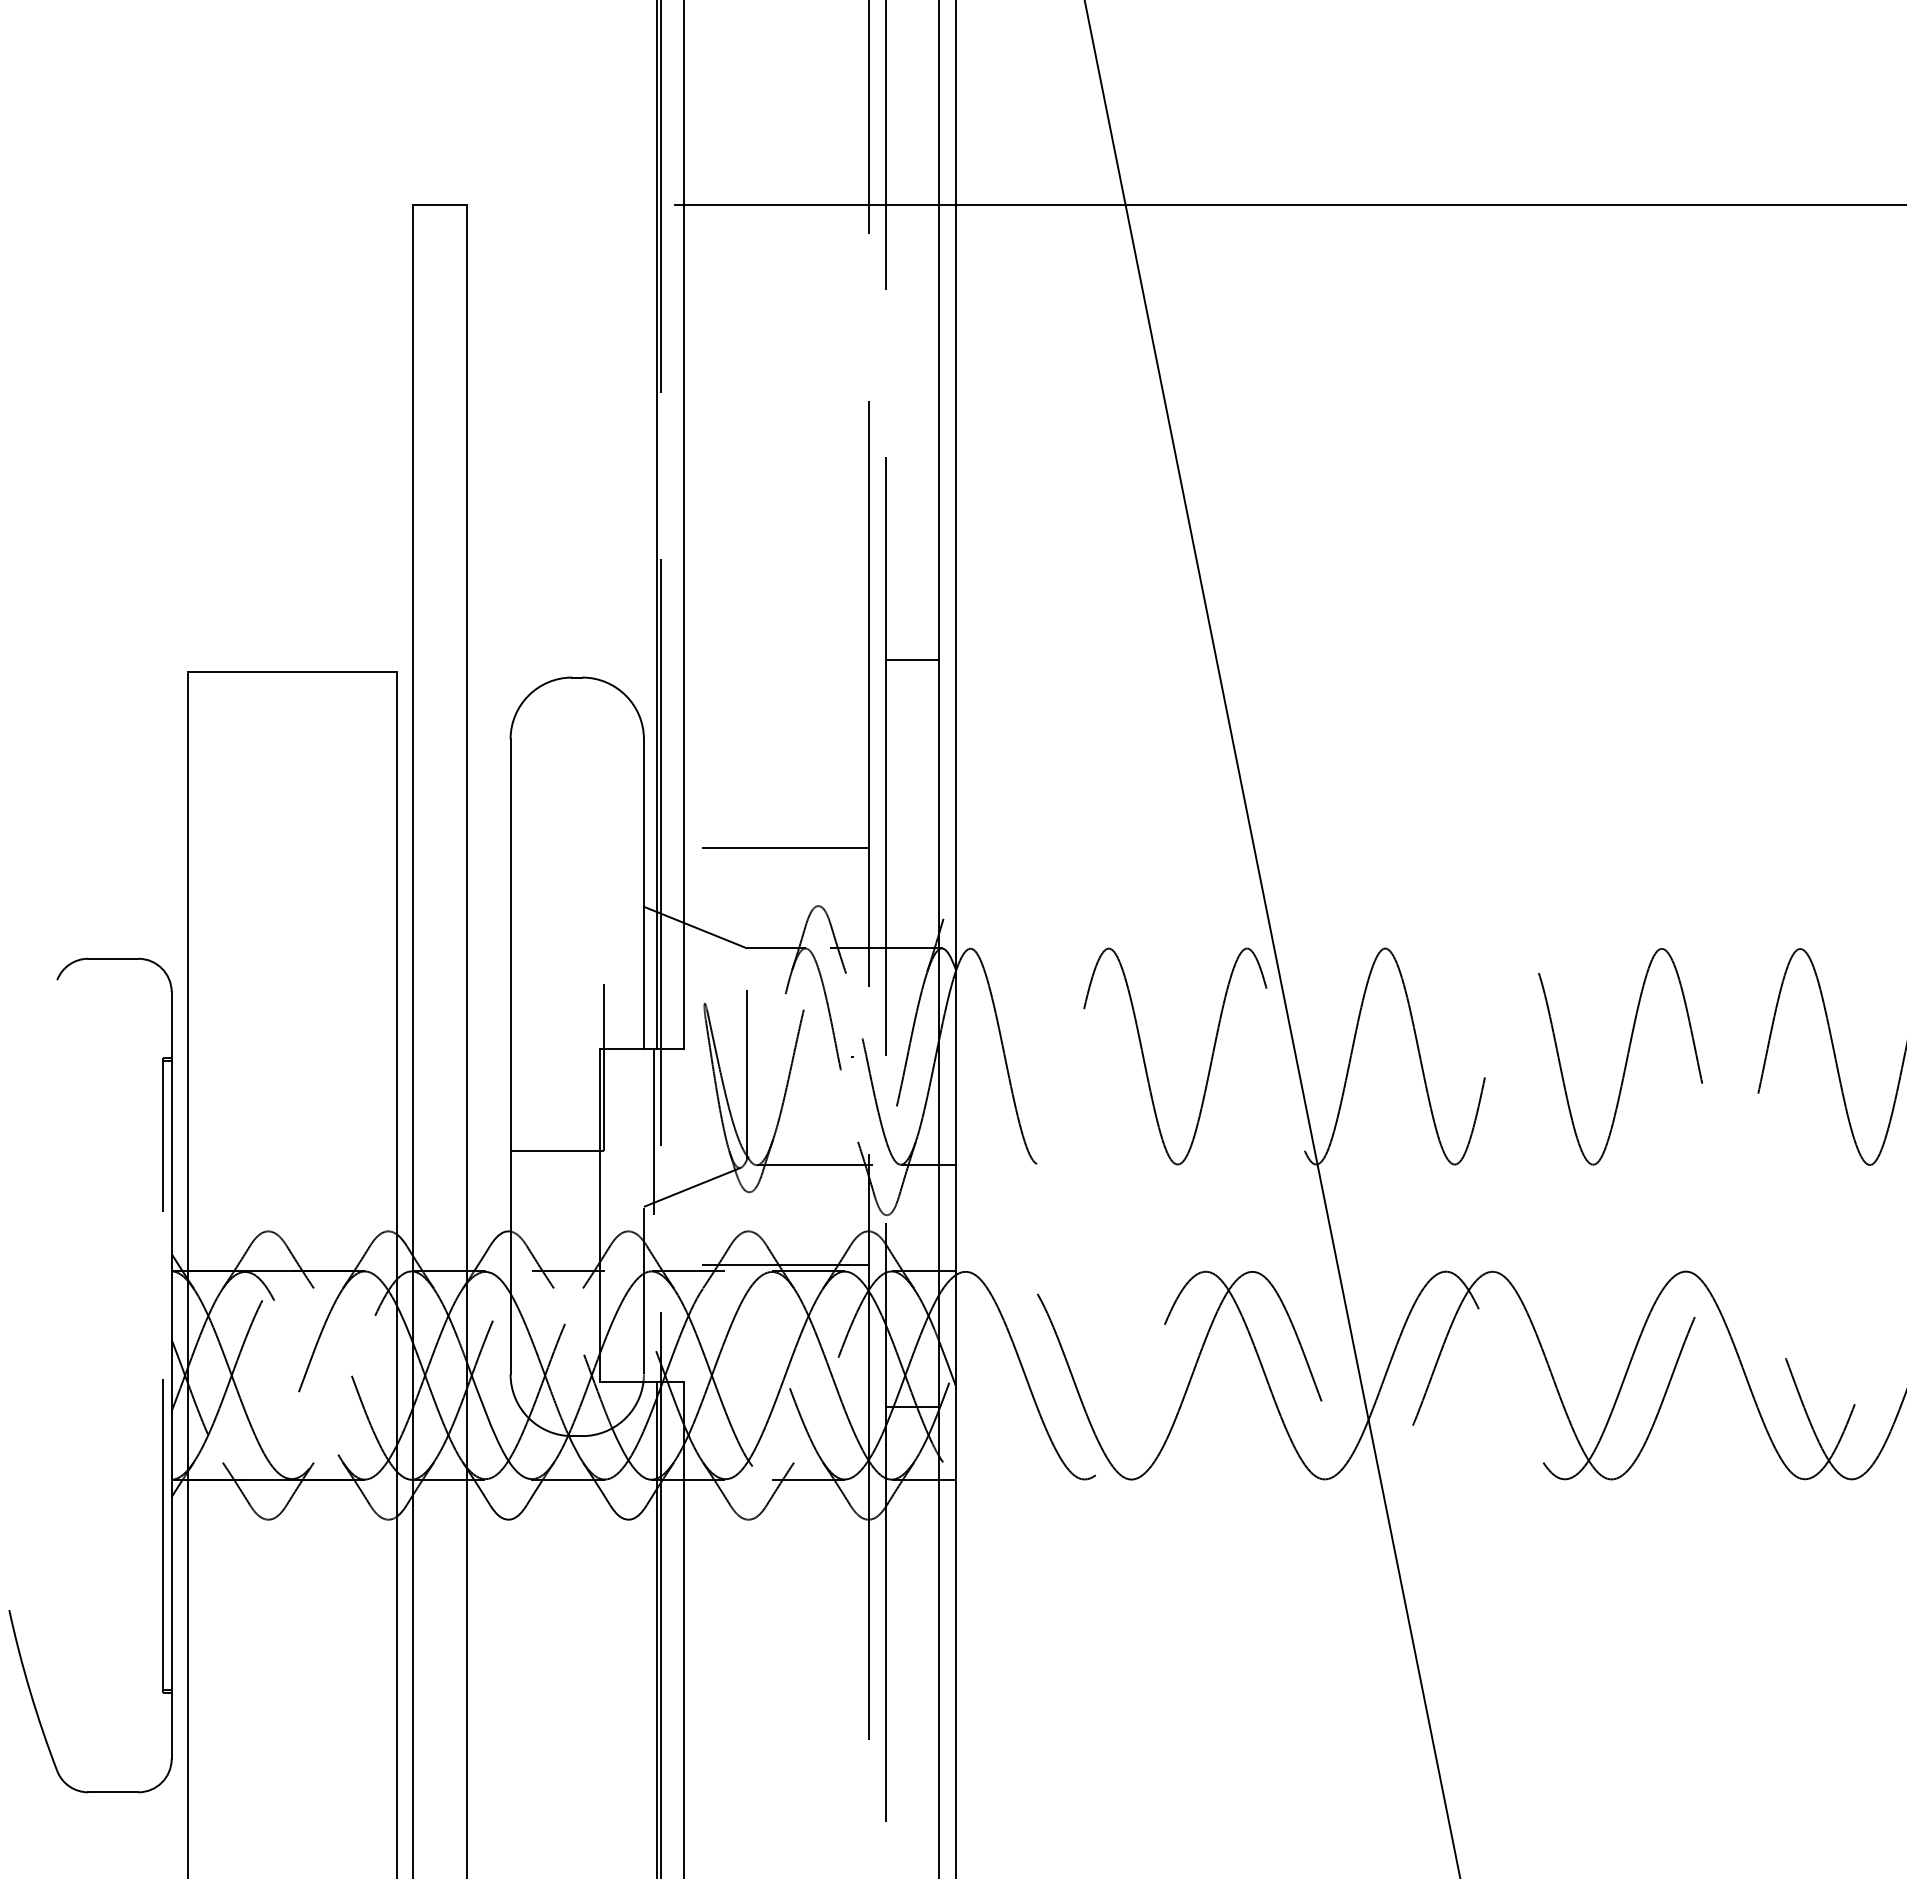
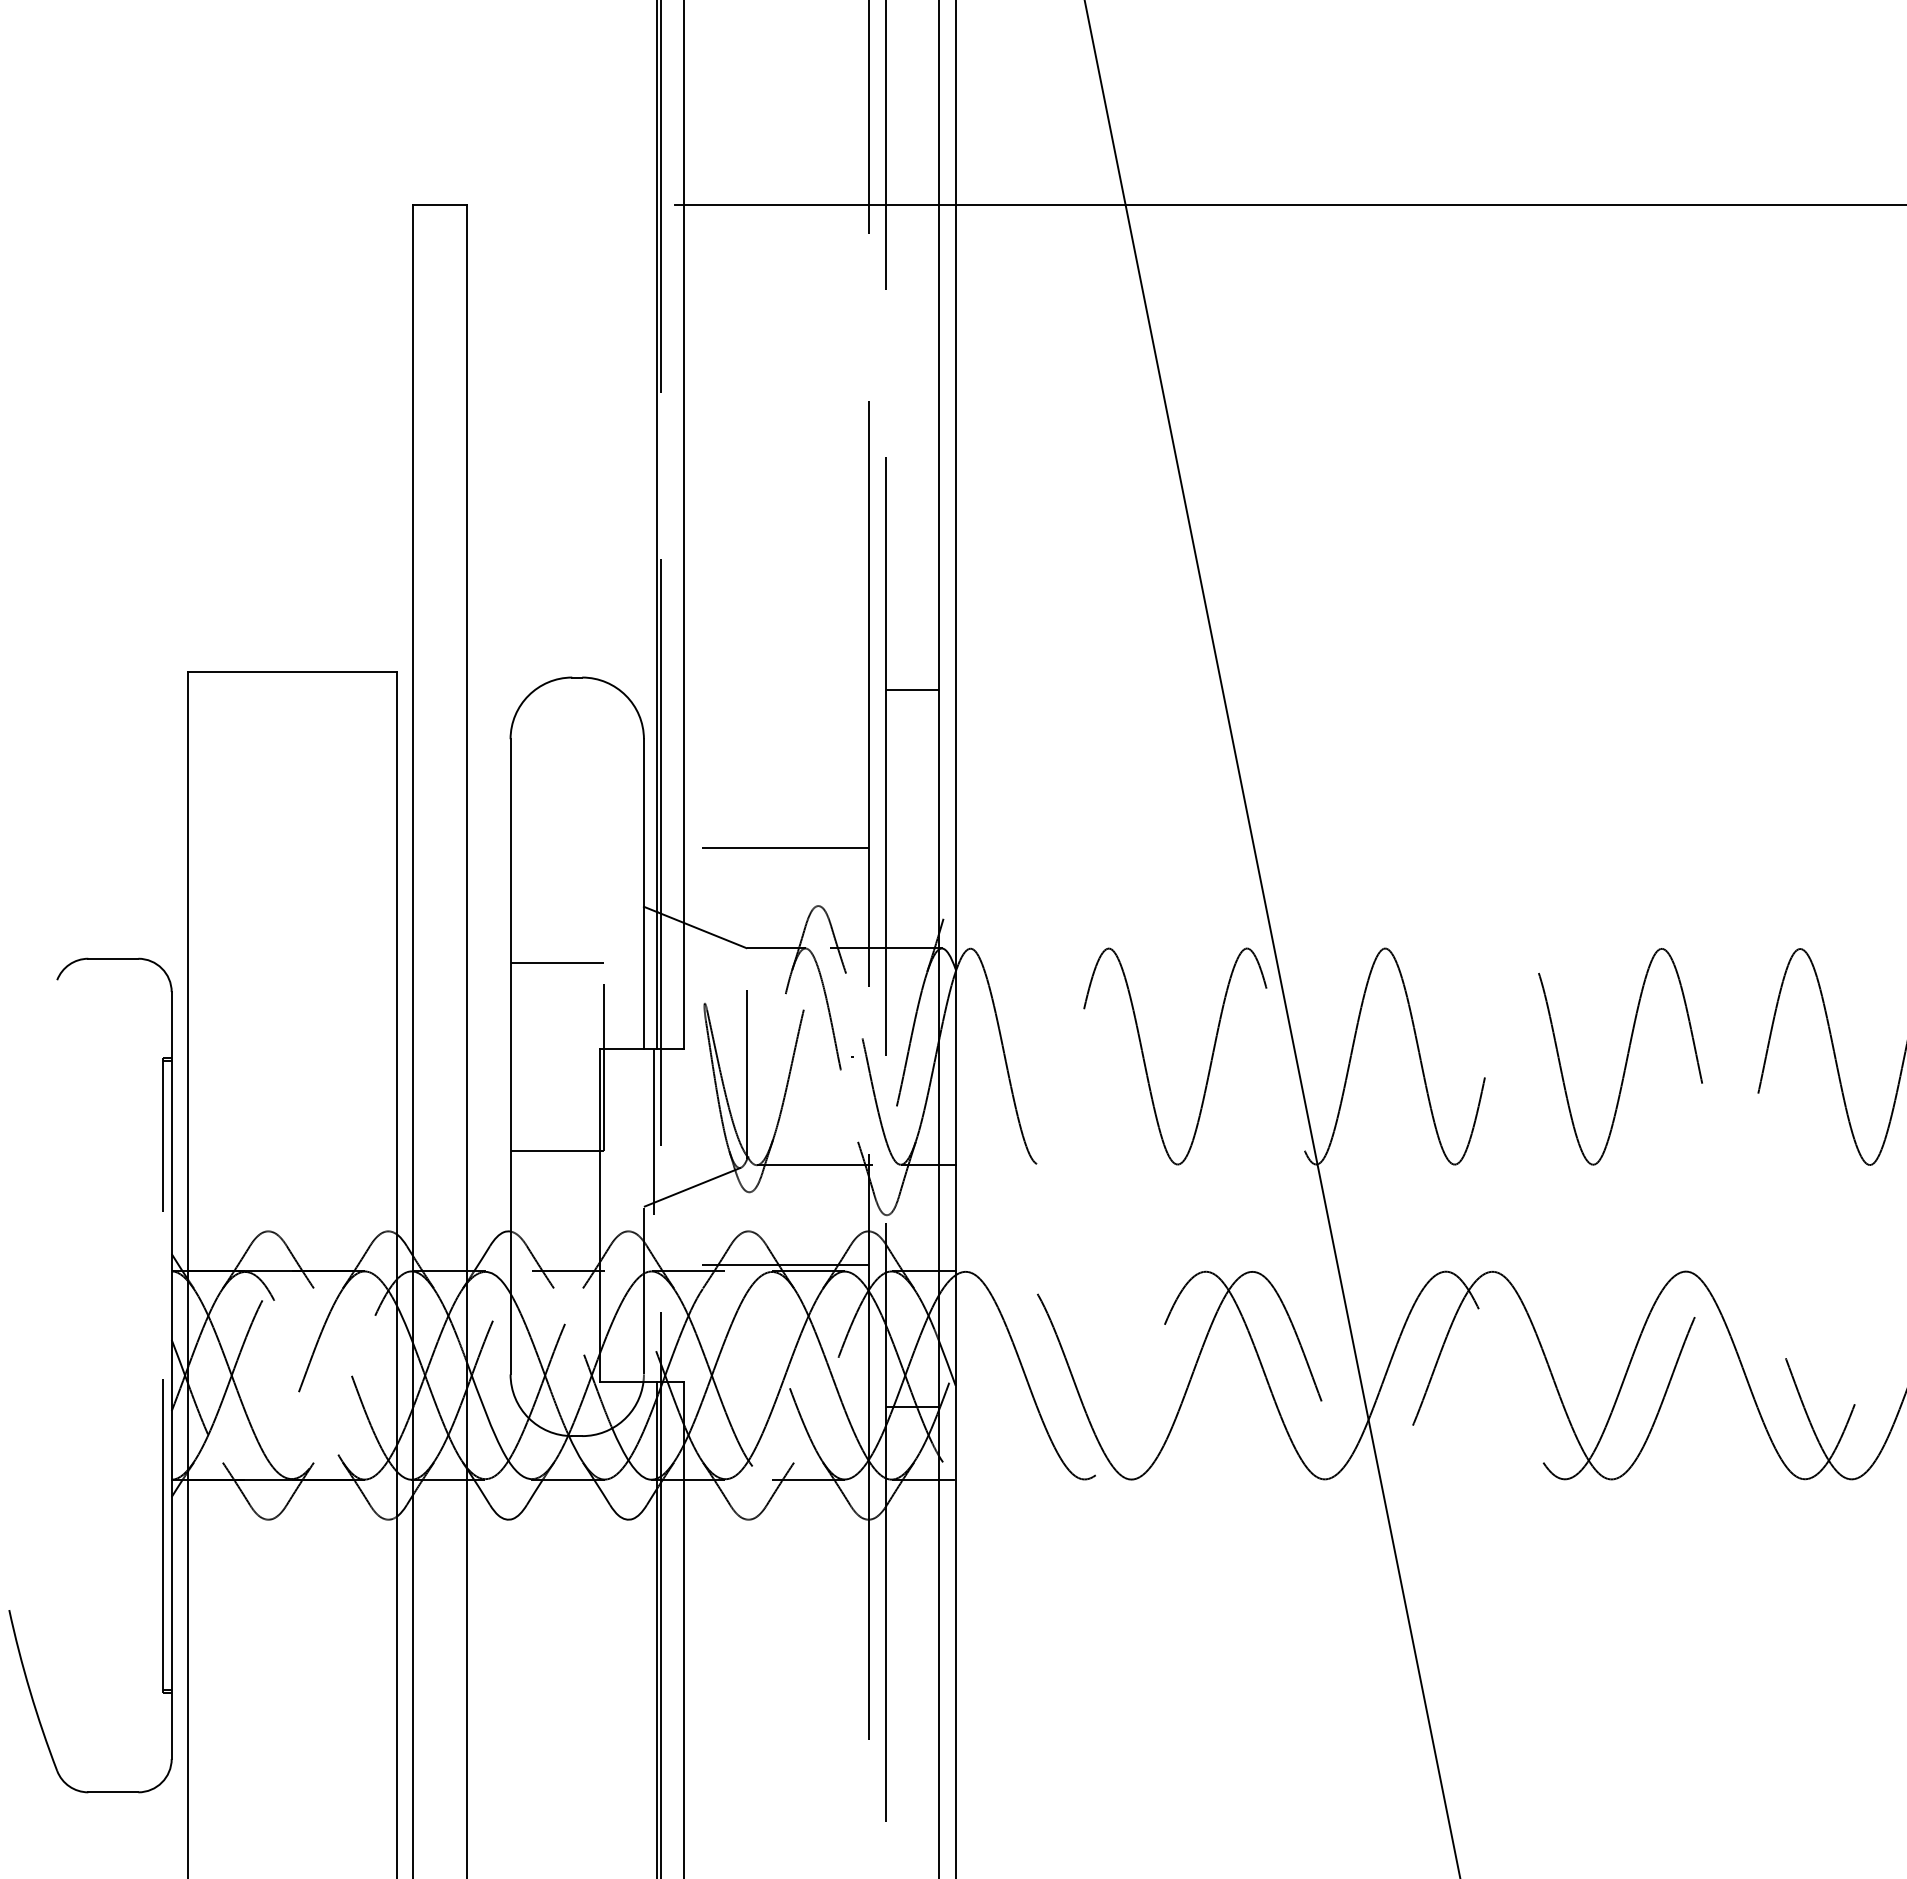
line position: (912, 660) -> (912, 690) (912, 690)
line: none -> present (556, 962)
